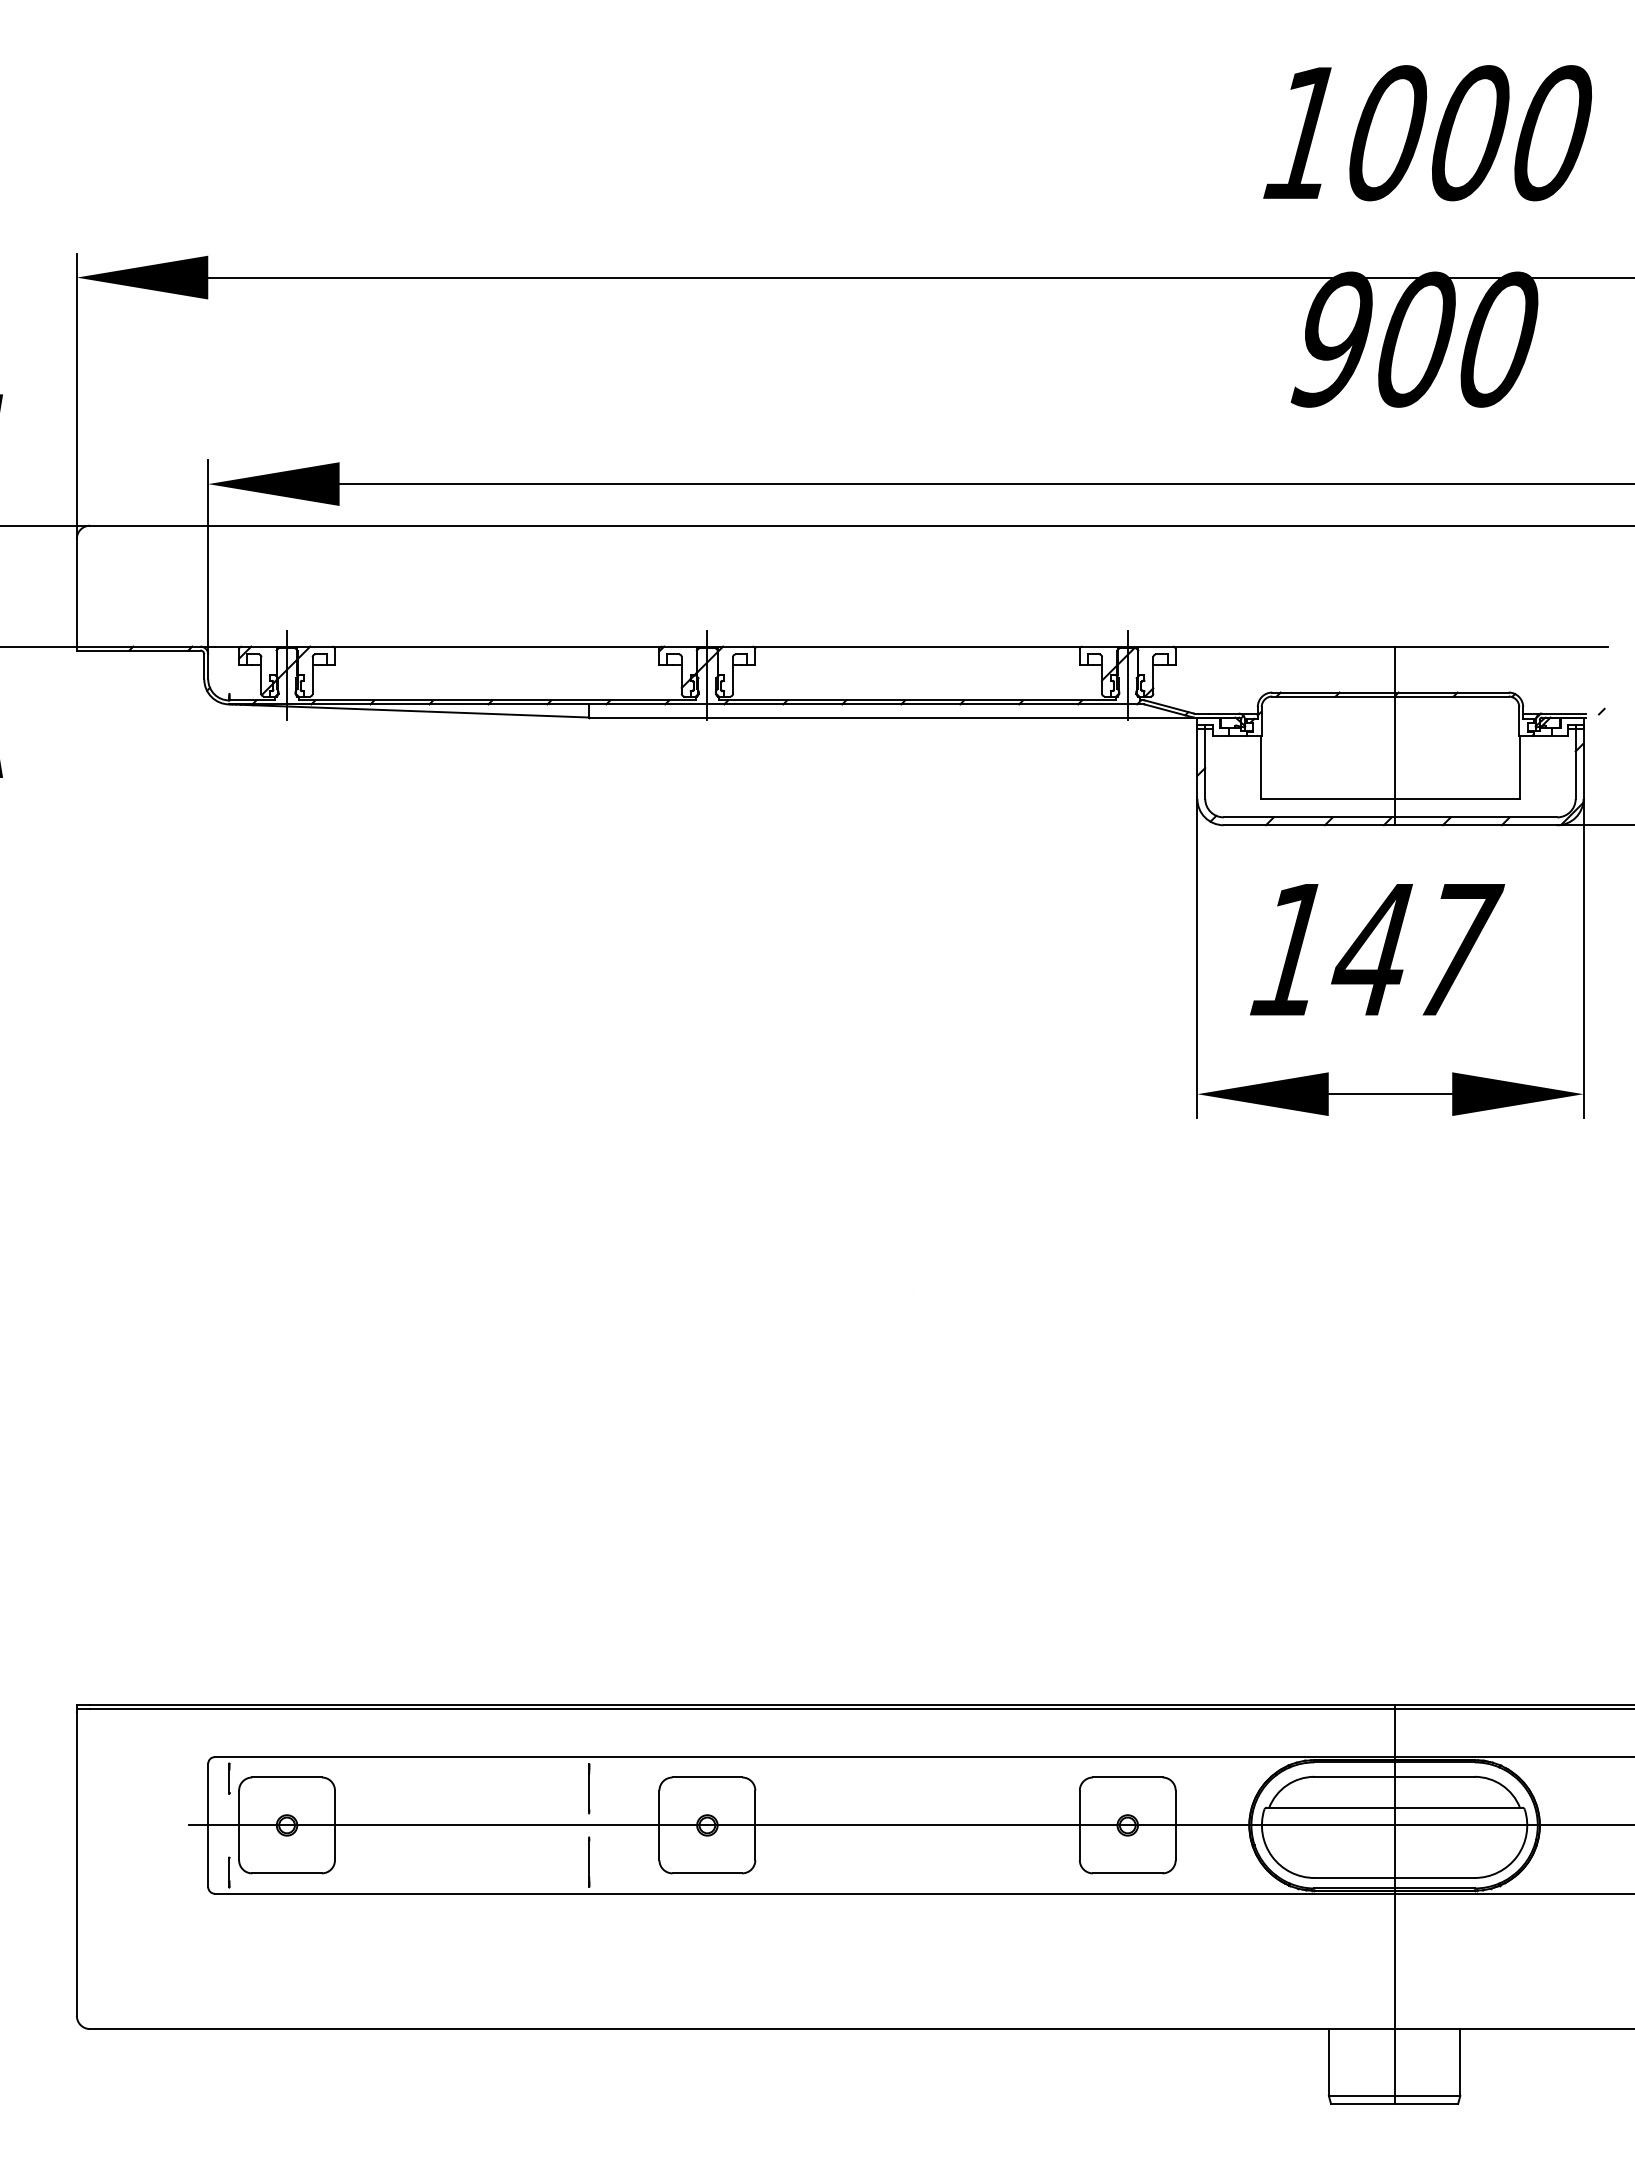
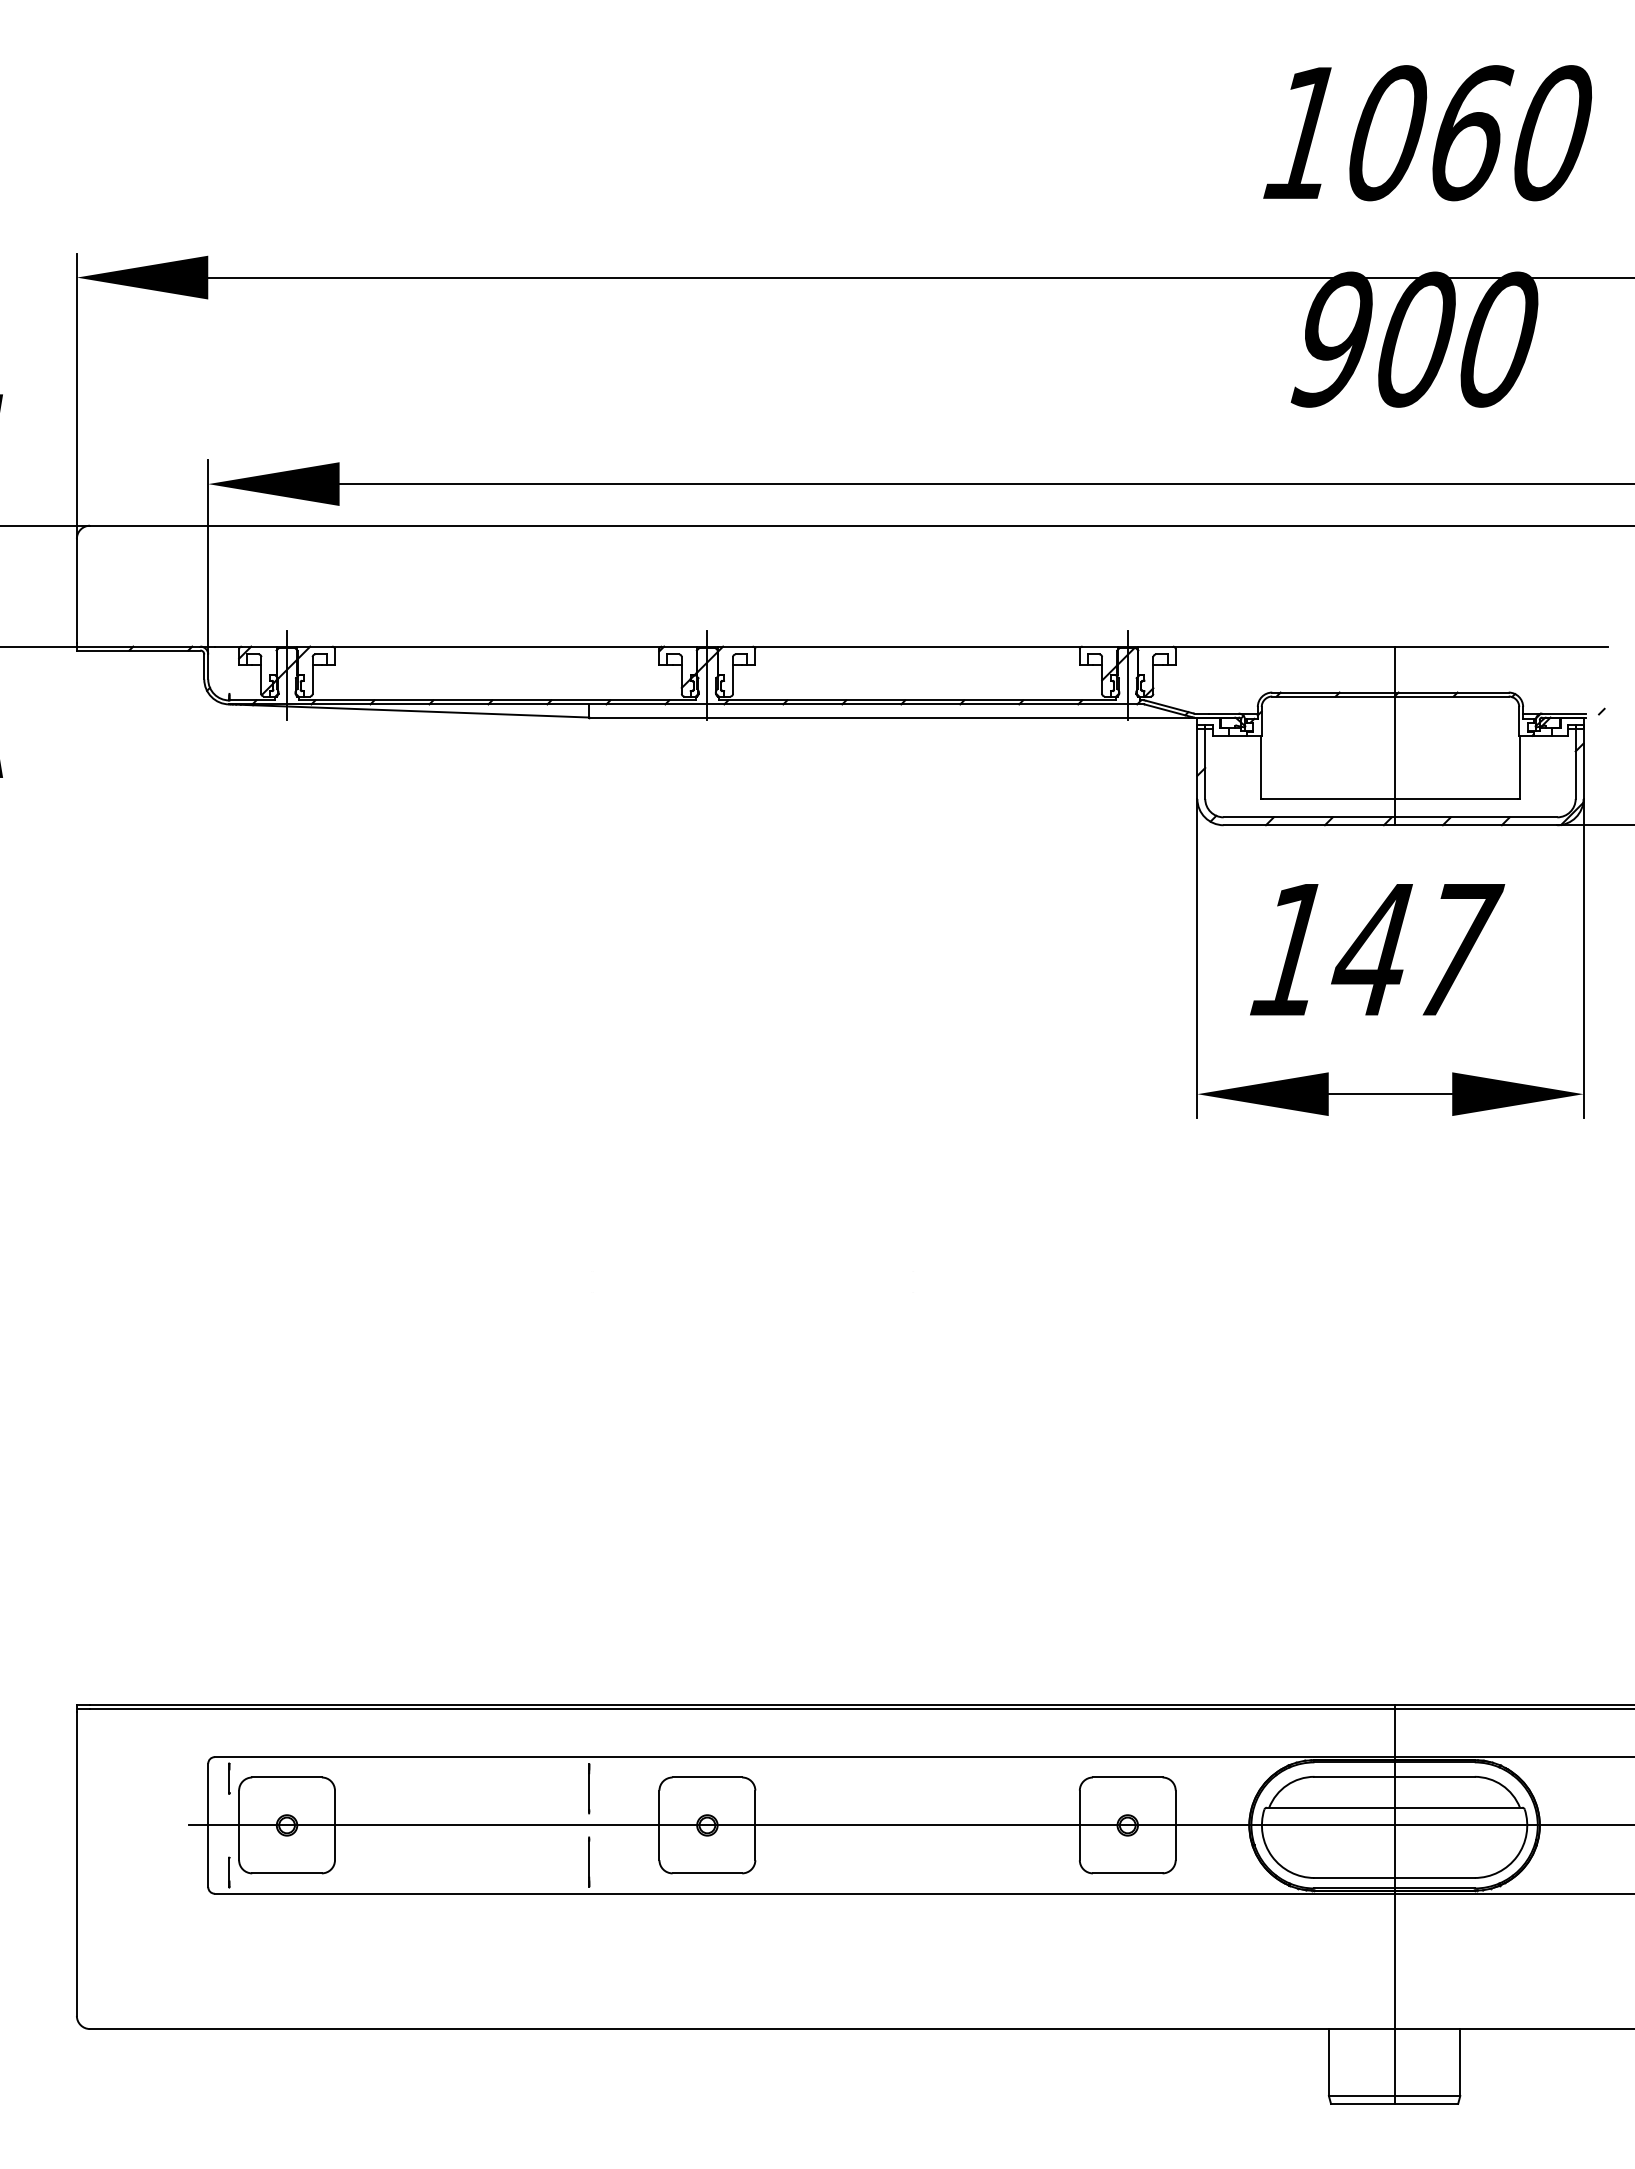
text: 1000 -> 1060 (1473, 133)
